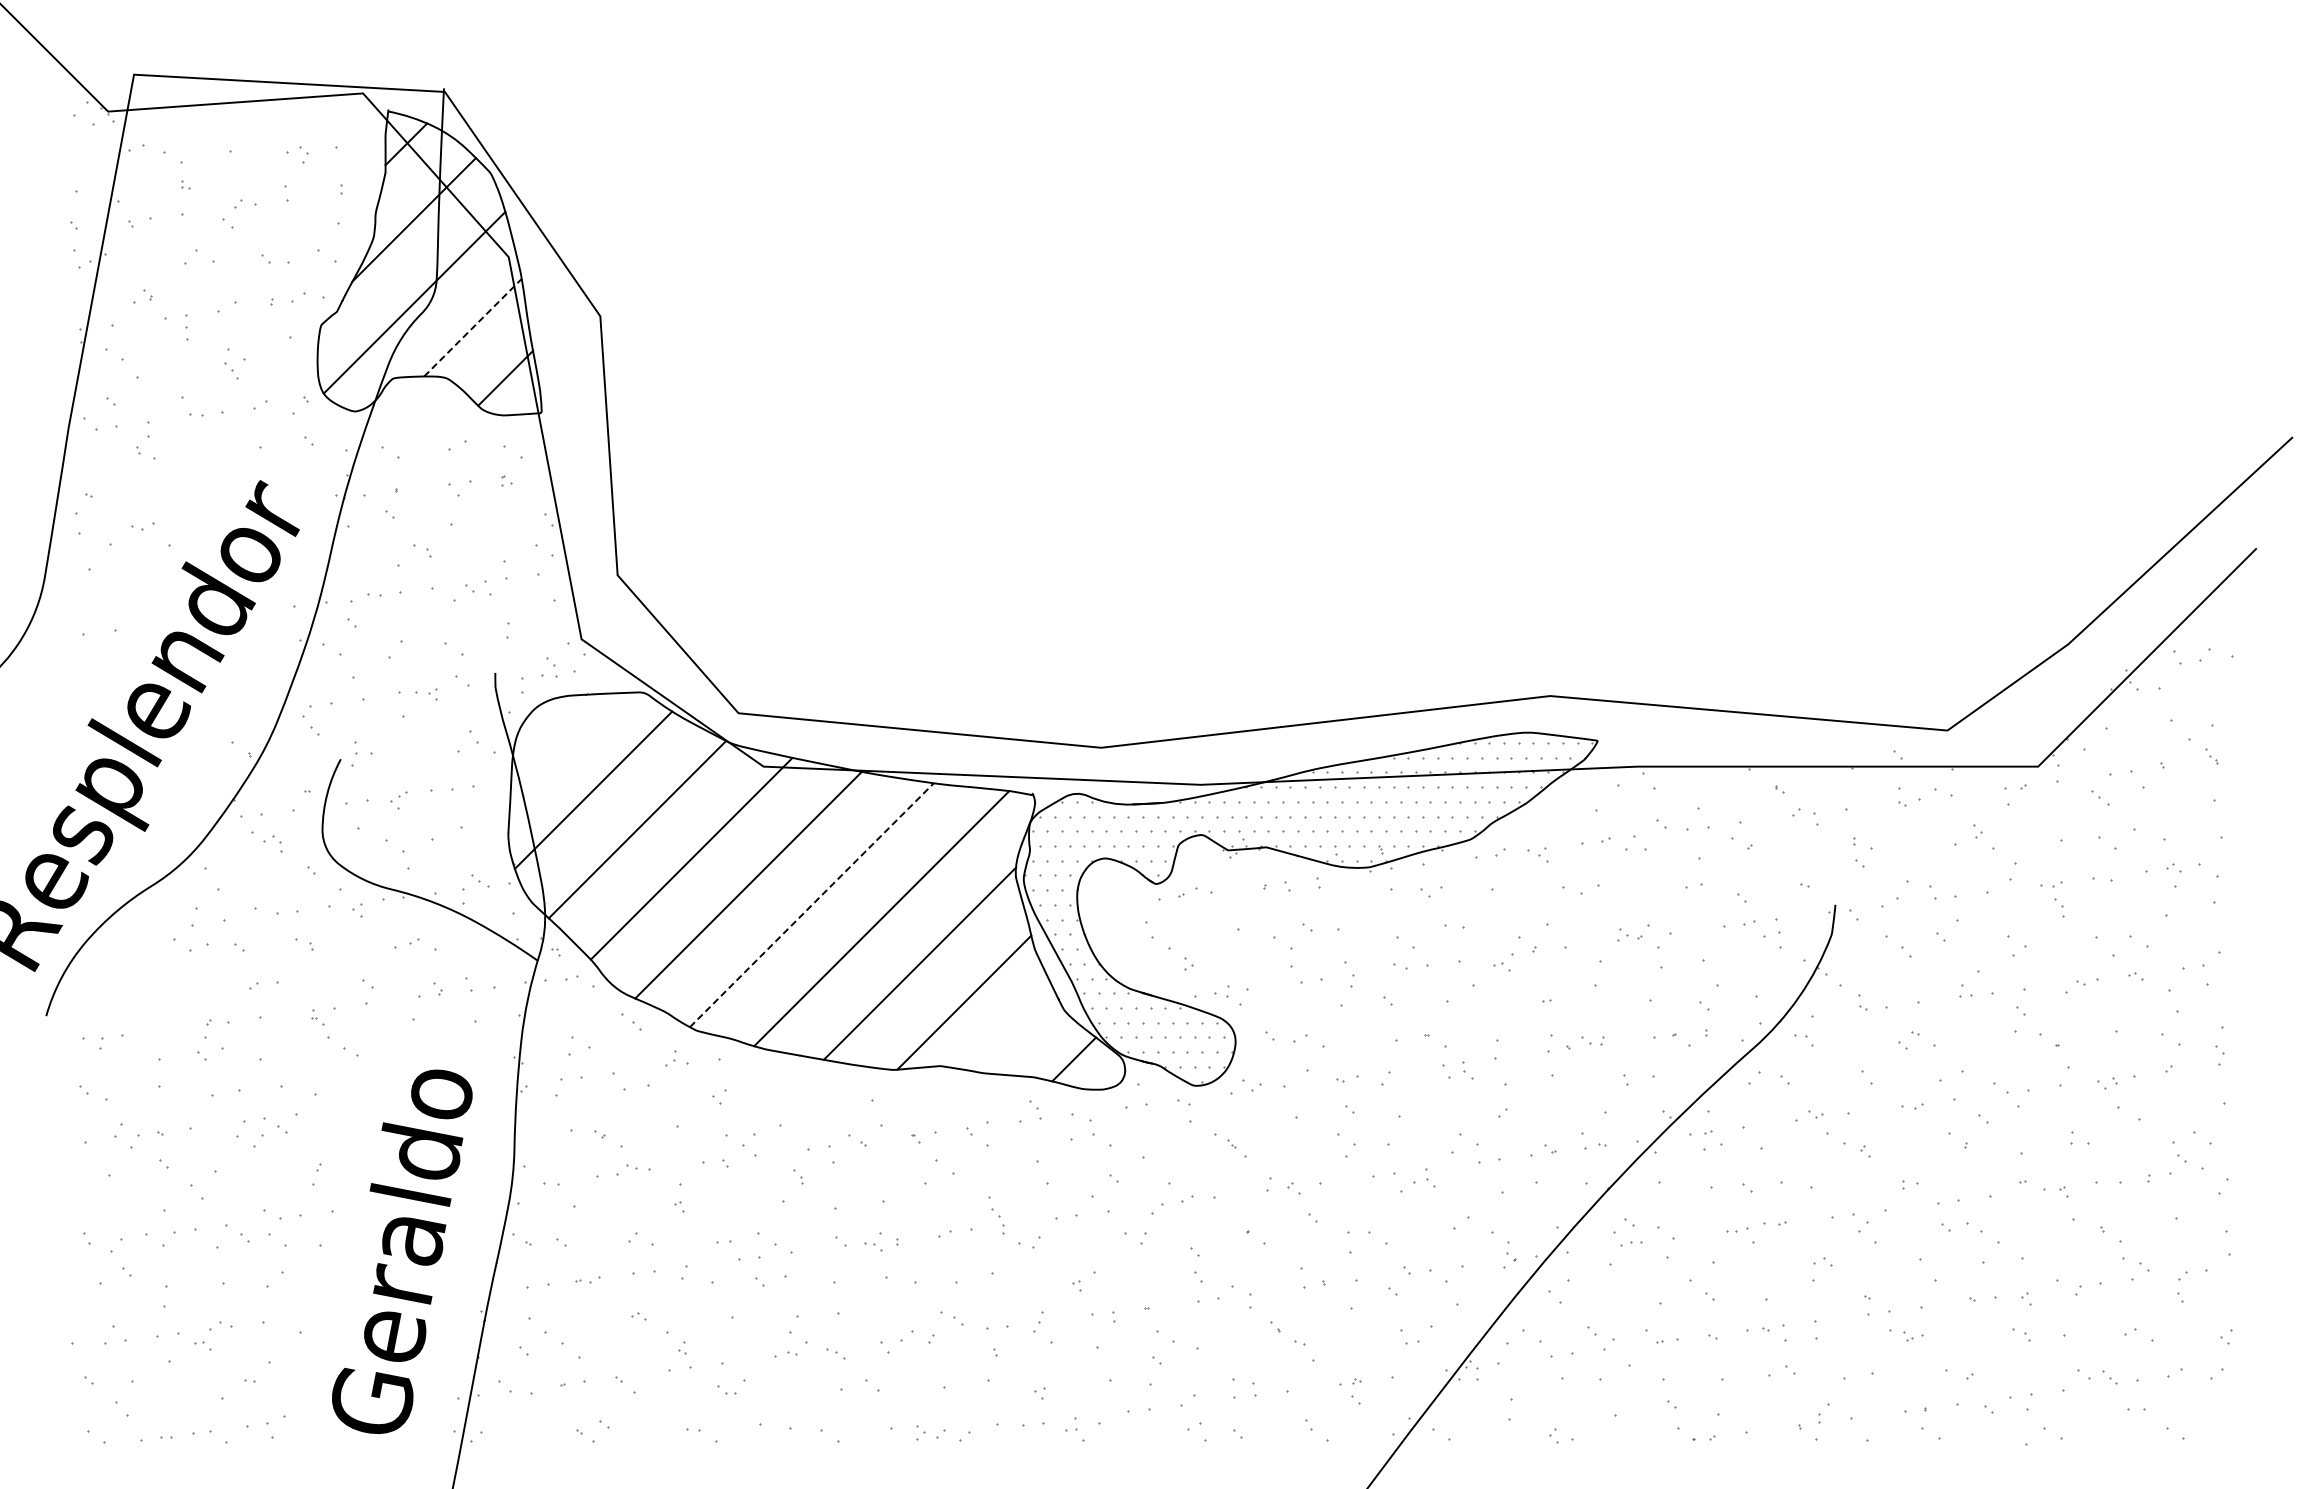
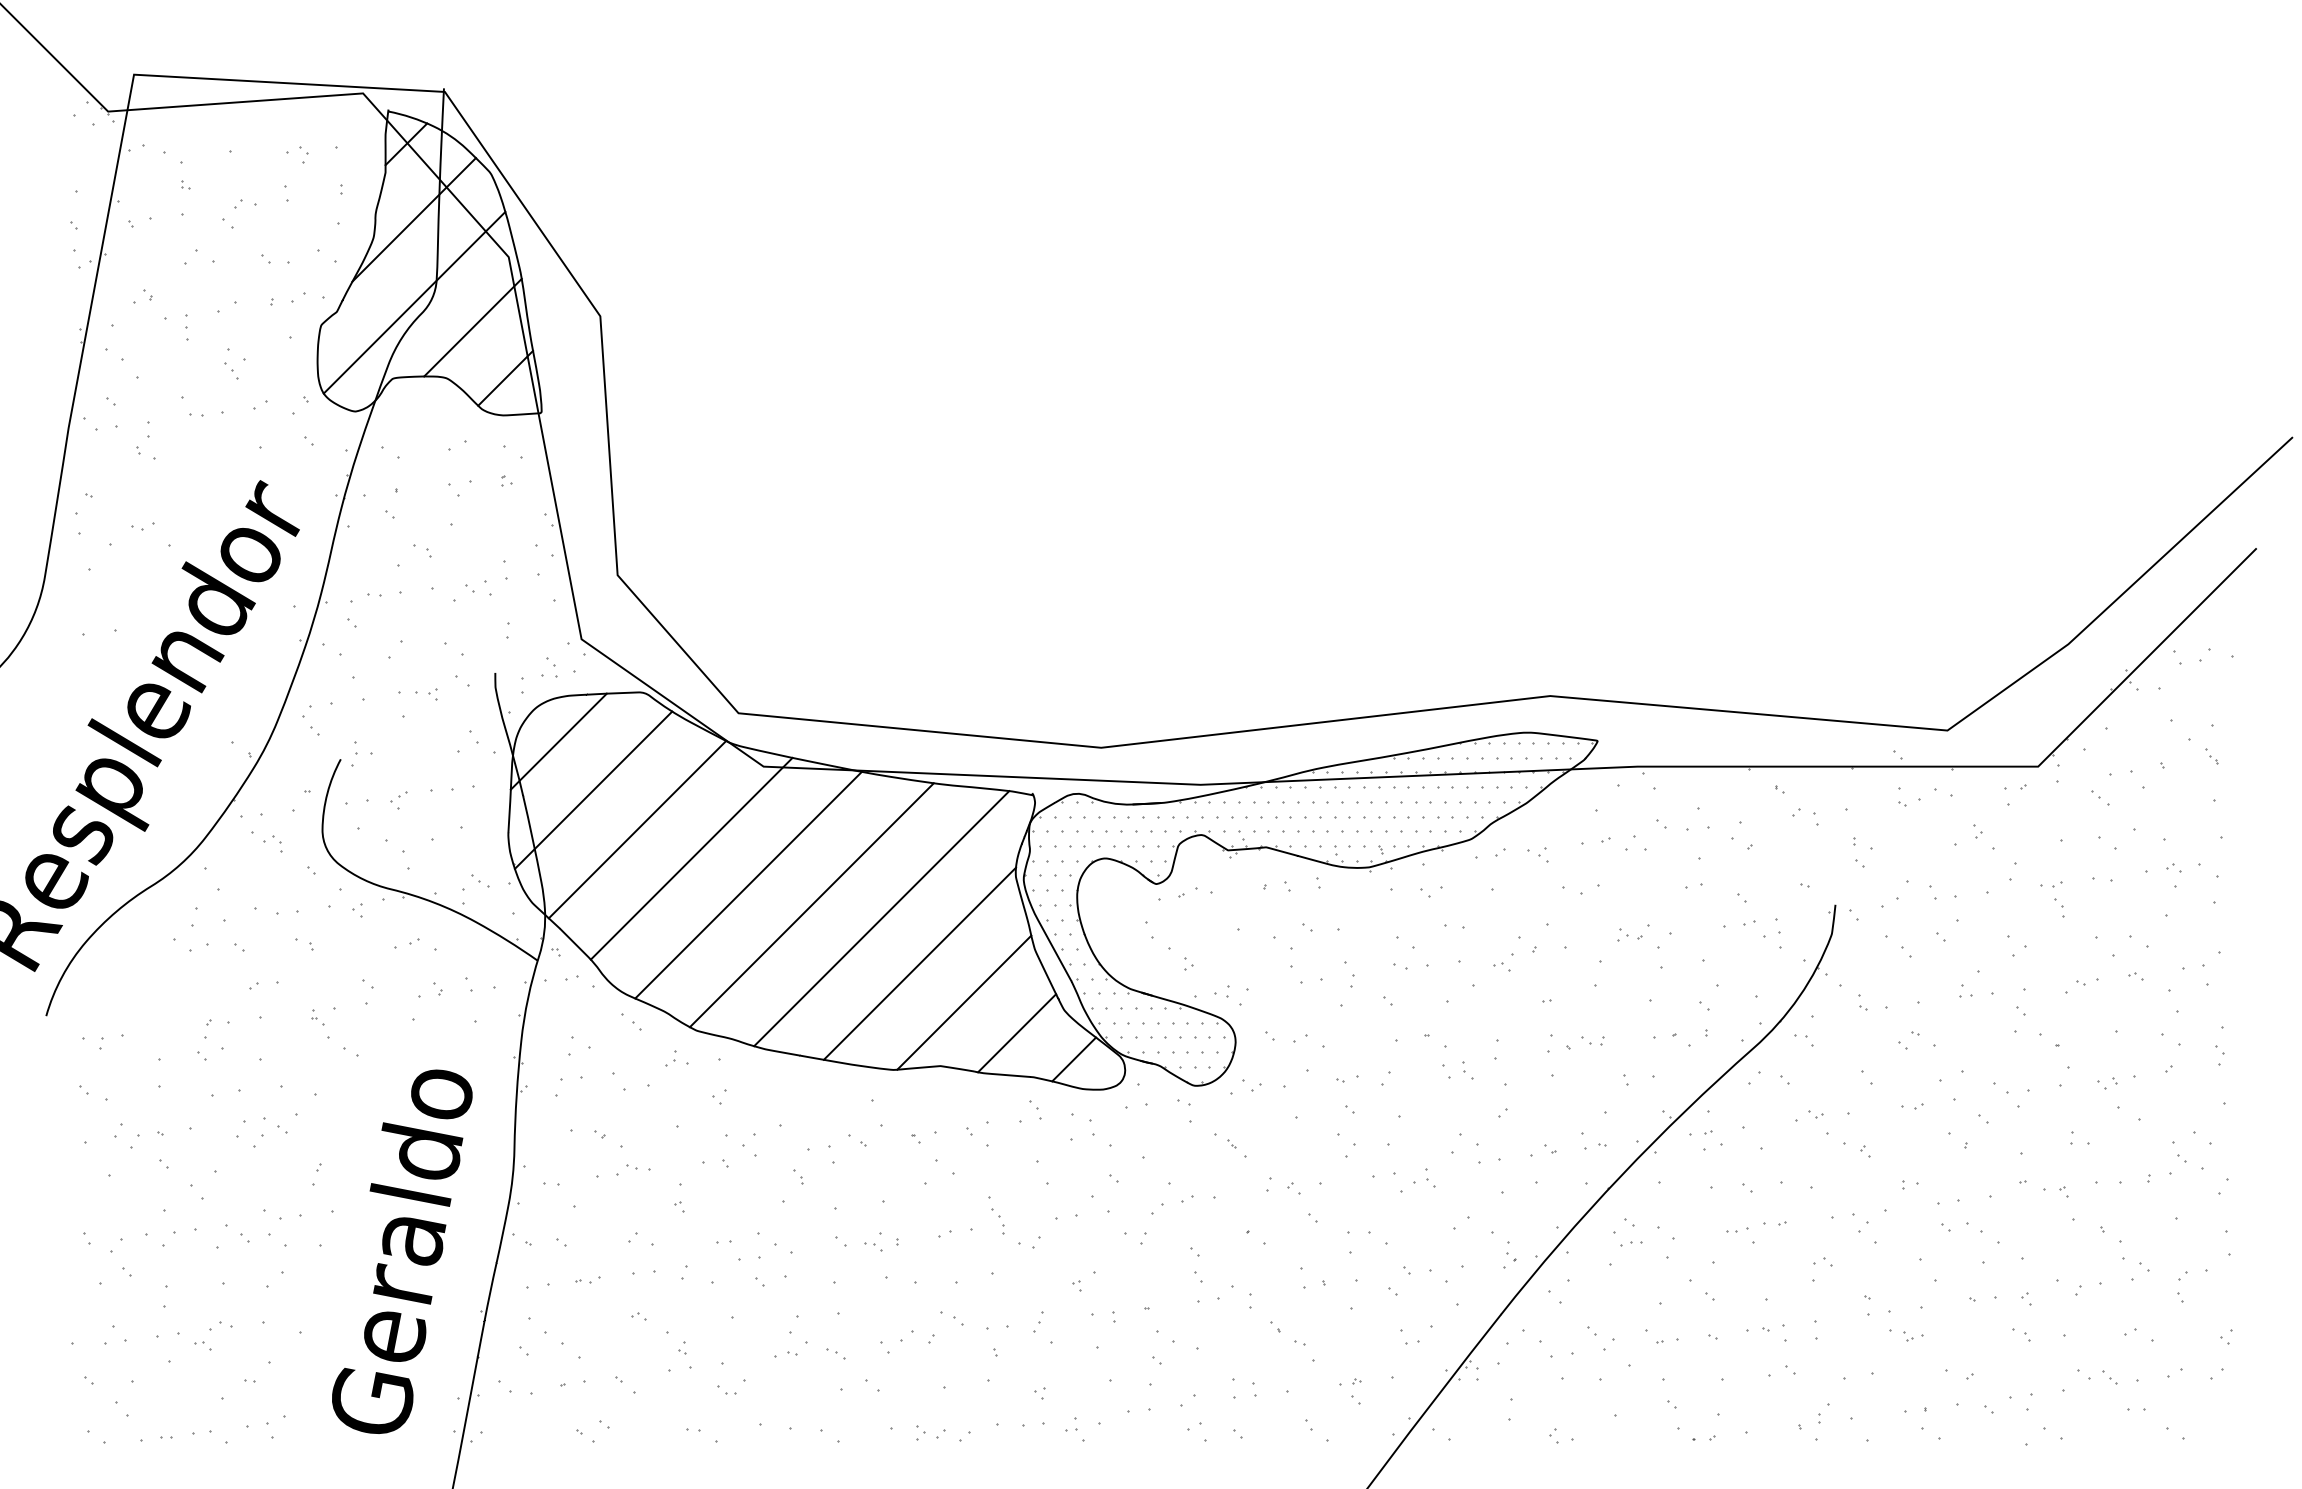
line: dashed -> solid (473, 327)
line: none -> present (558, 741)
line: dashed -> solid (812, 904)
line: none -> present (1017, 1033)
